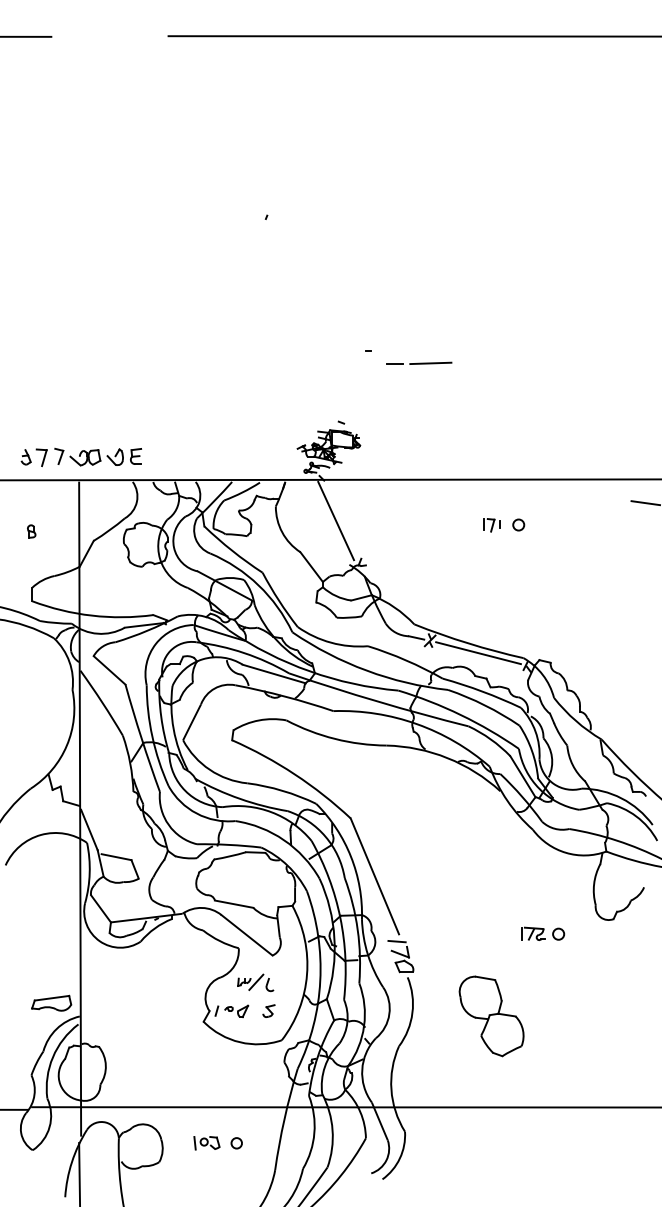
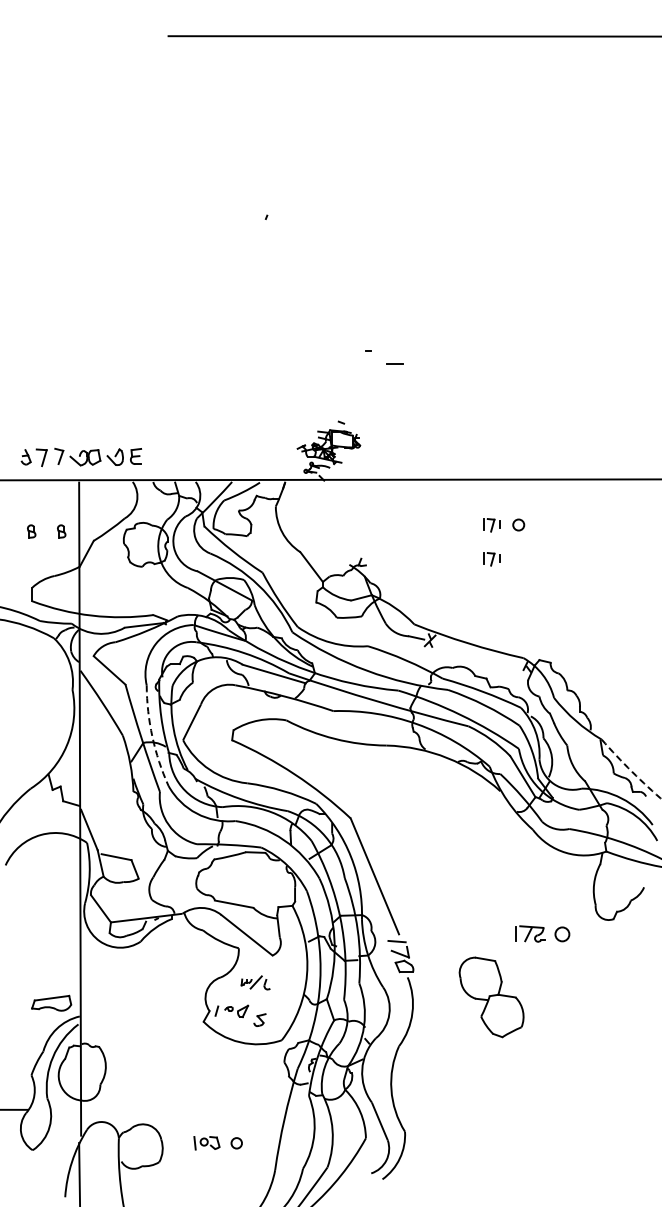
line: present -> none (26, 36)
line: present -> none (430, 363)
line: present -> none (644, 502)
line: present -> none (336, 520)
part: none -> present (61, 531)
part: none -> present (491, 559)
line: present -> none (478, 653)
arc: solid -> dashed (152, 736)
arc: solid -> dashed (631, 771)
part size: 45x15 px -> 56x18 px (542, 933)
part size: 38x20 px -> 31x16 px (255, 982)
part position: (268, 1010) -> (259, 1019) (259, 1019)
part position: (491, 1016) -> (491, 997) (491, 997)
line: present -> none (345, 1107)
